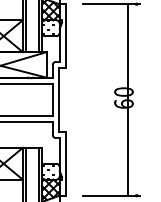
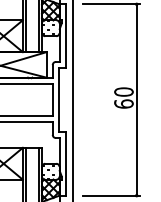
line position: (127, 99) -> (136, 99) (136, 99)
line: none -> present (72, 100)
